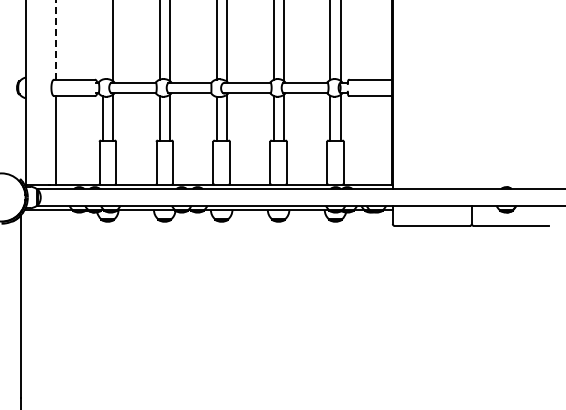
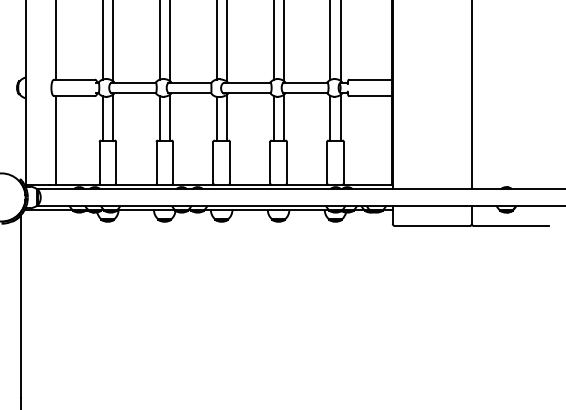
line: dashed -> solid (56, 39)
line: none -> present (102, 40)
line: none -> present (471, 95)
